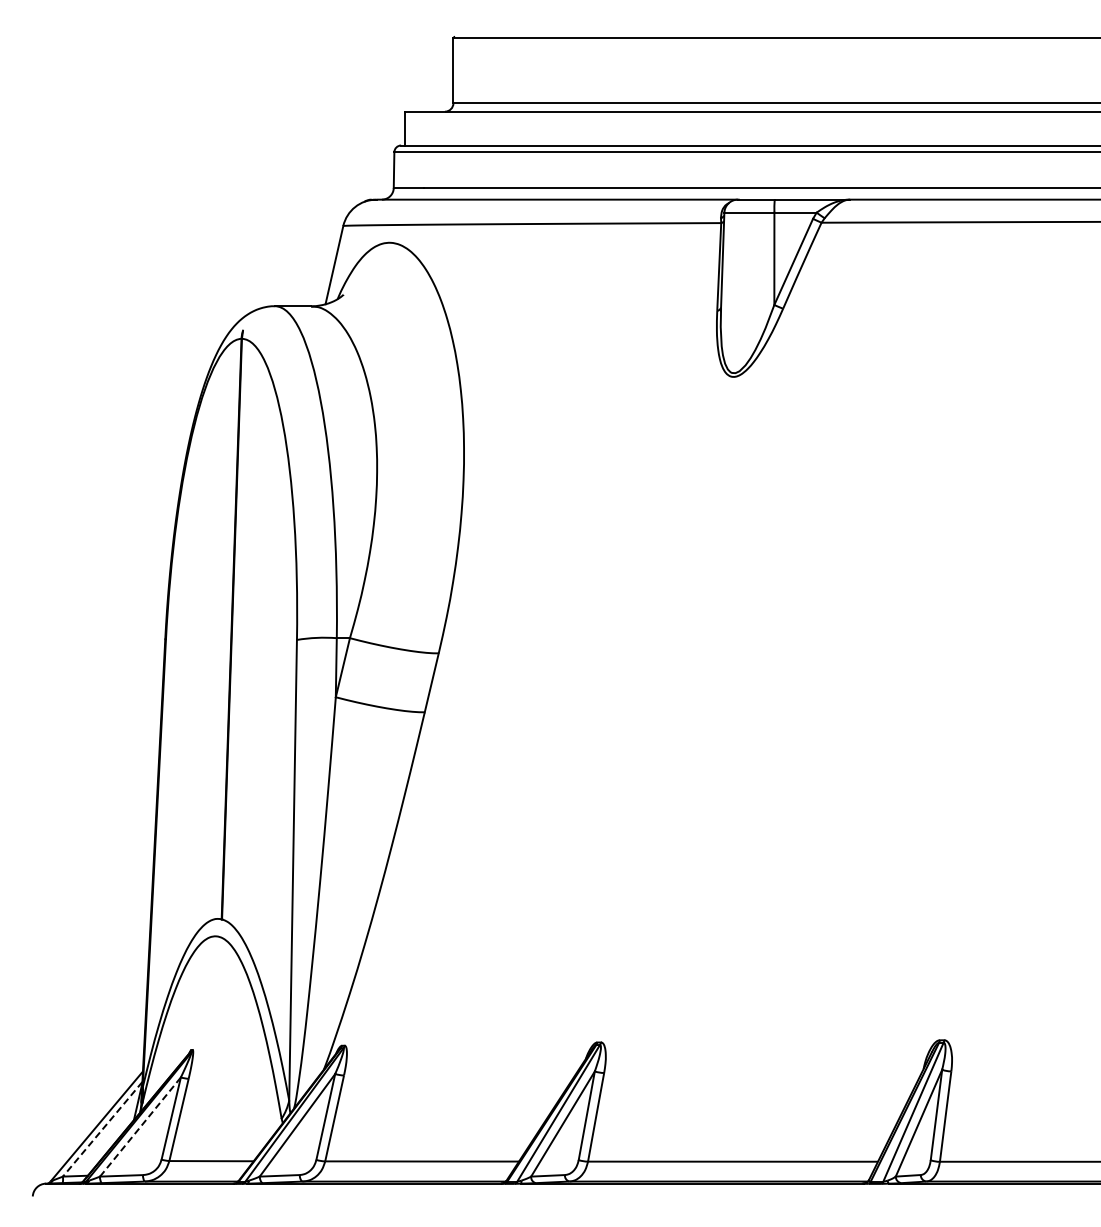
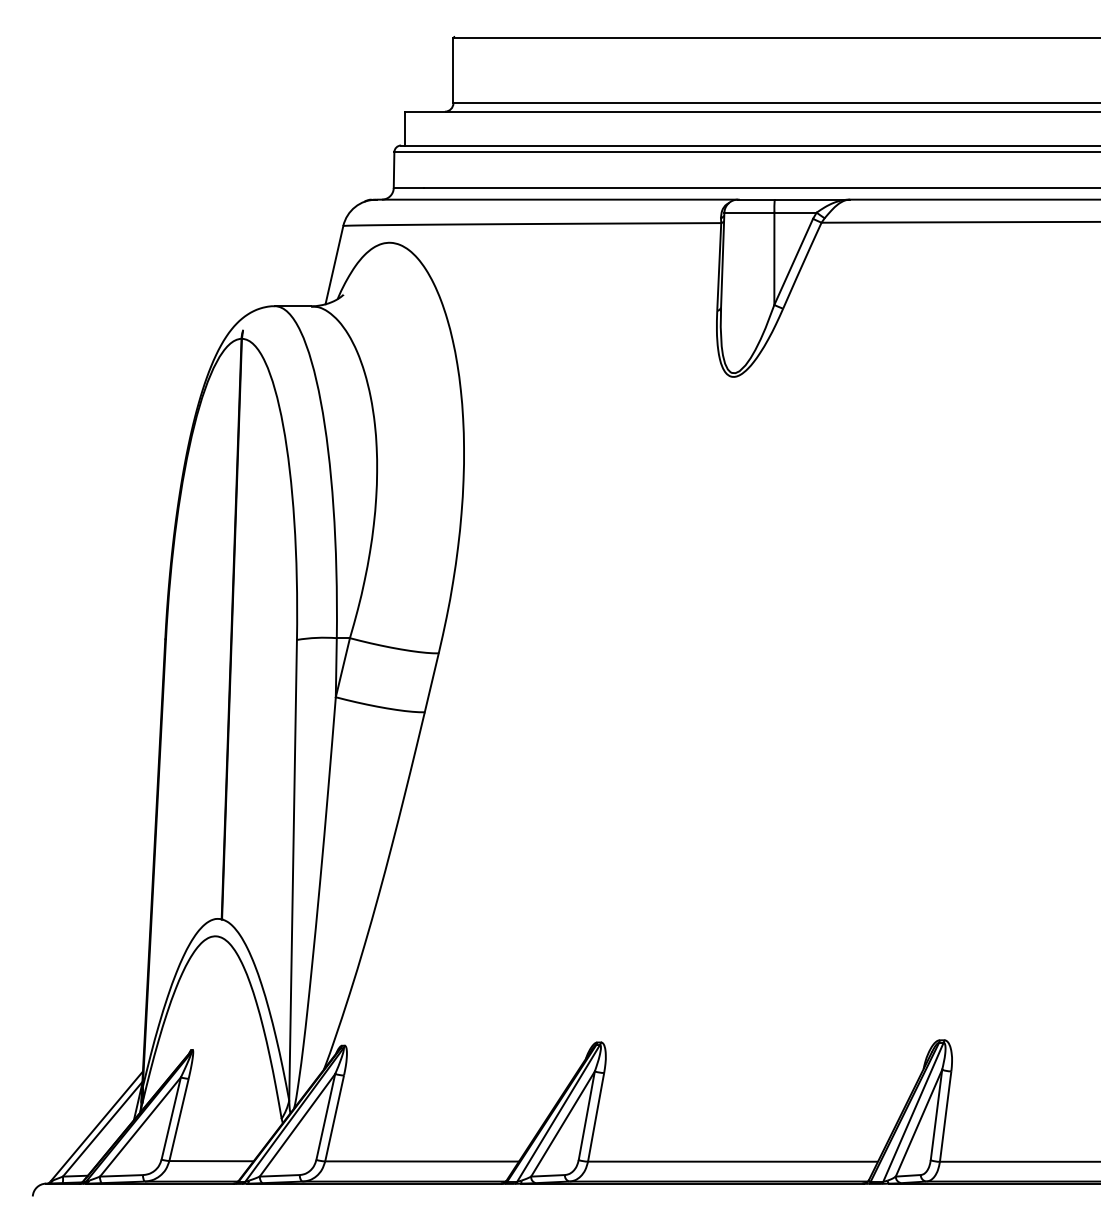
line: dashed -> solid (140, 1127)
line: dashed -> solid (102, 1129)
